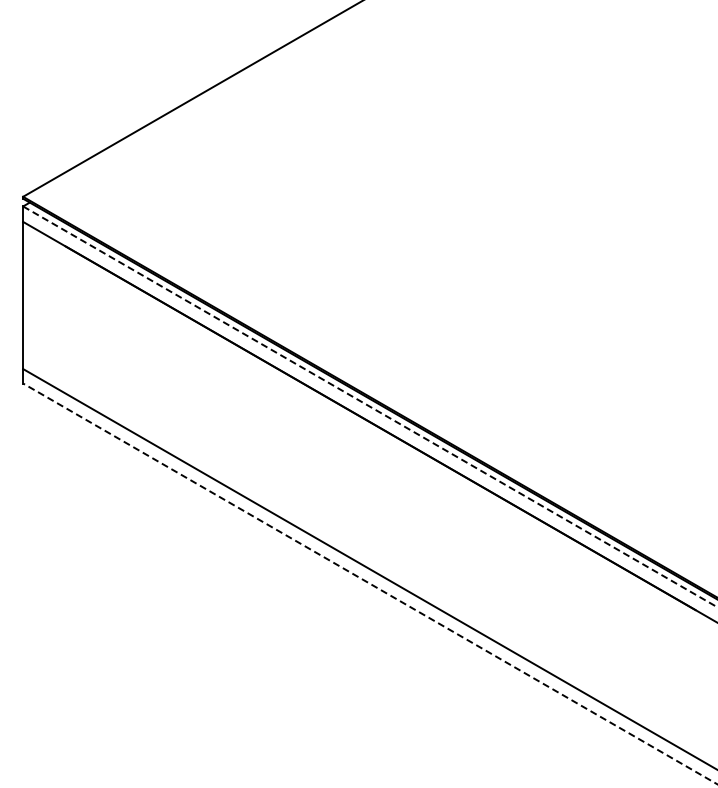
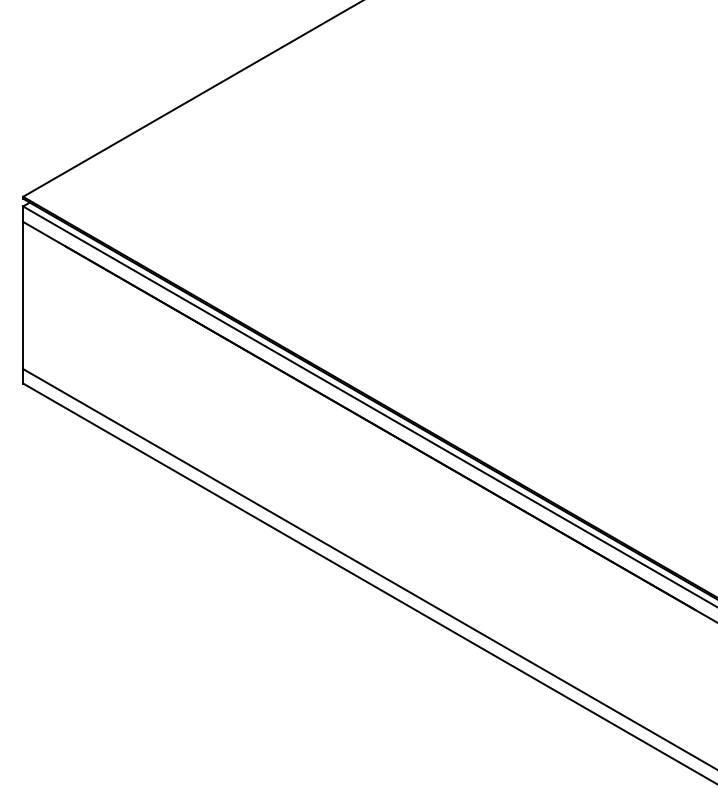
line: dashed -> solid (370, 406)
line: dashed -> solid (370, 583)
